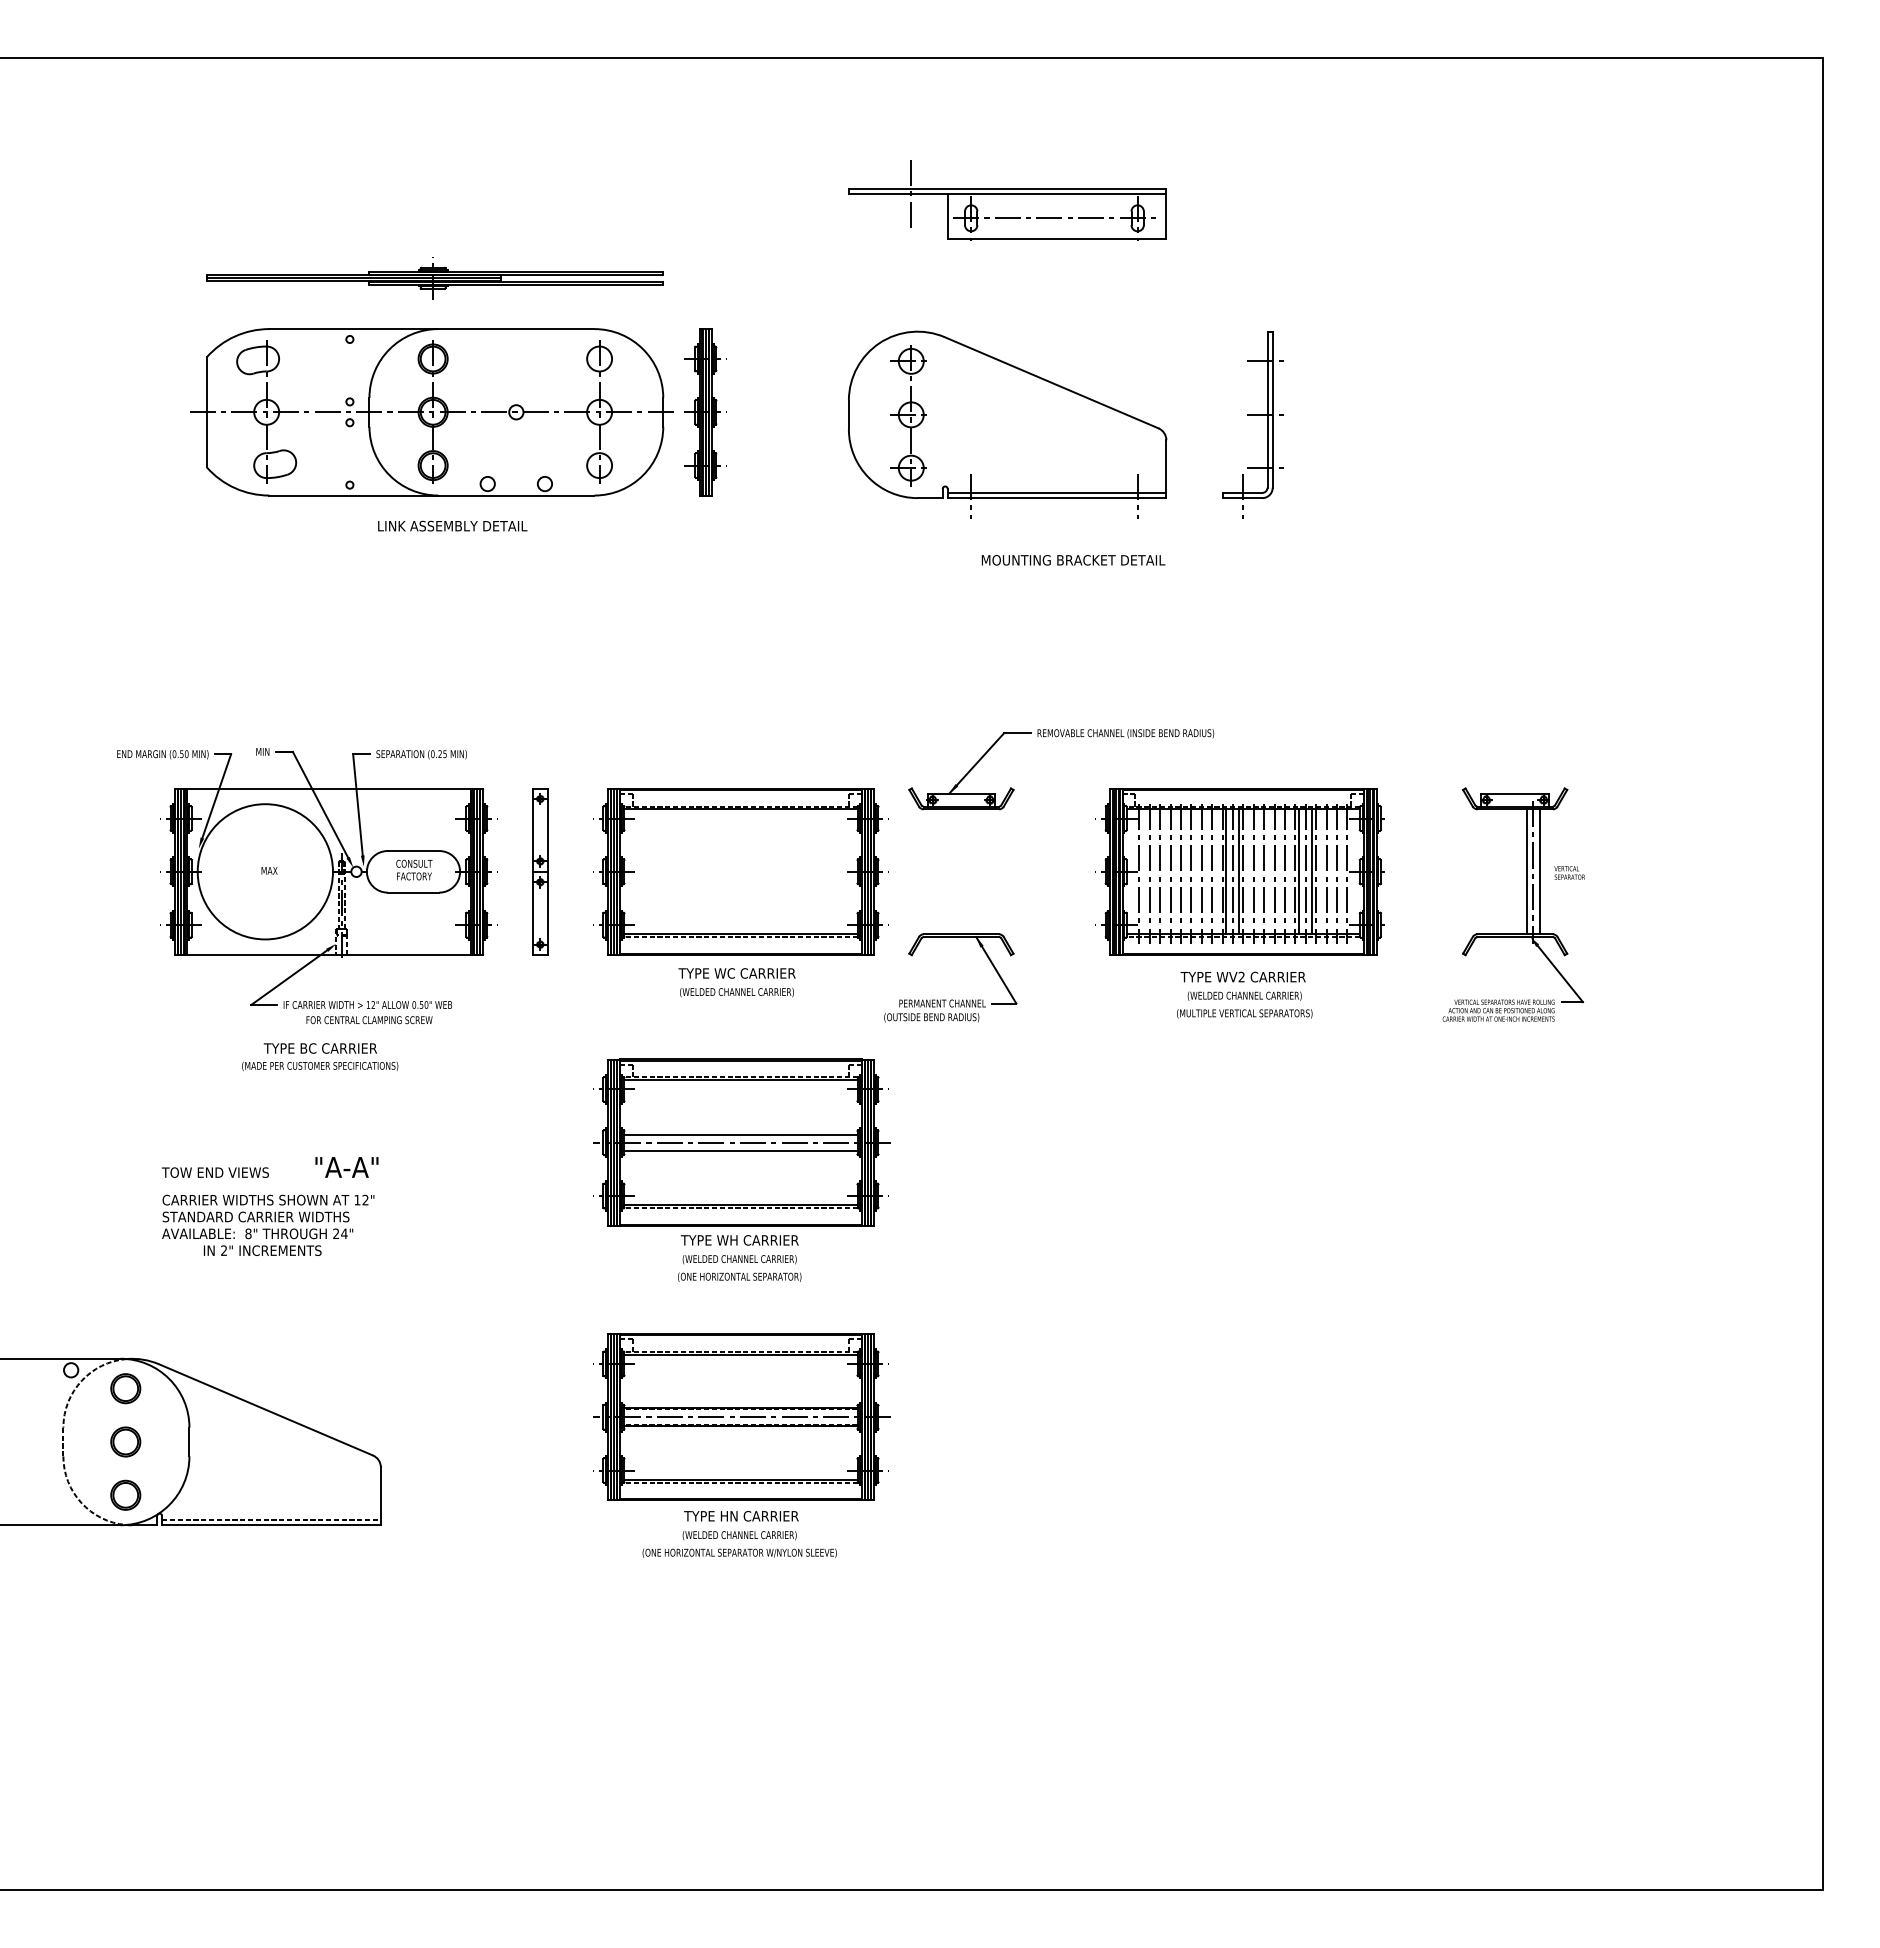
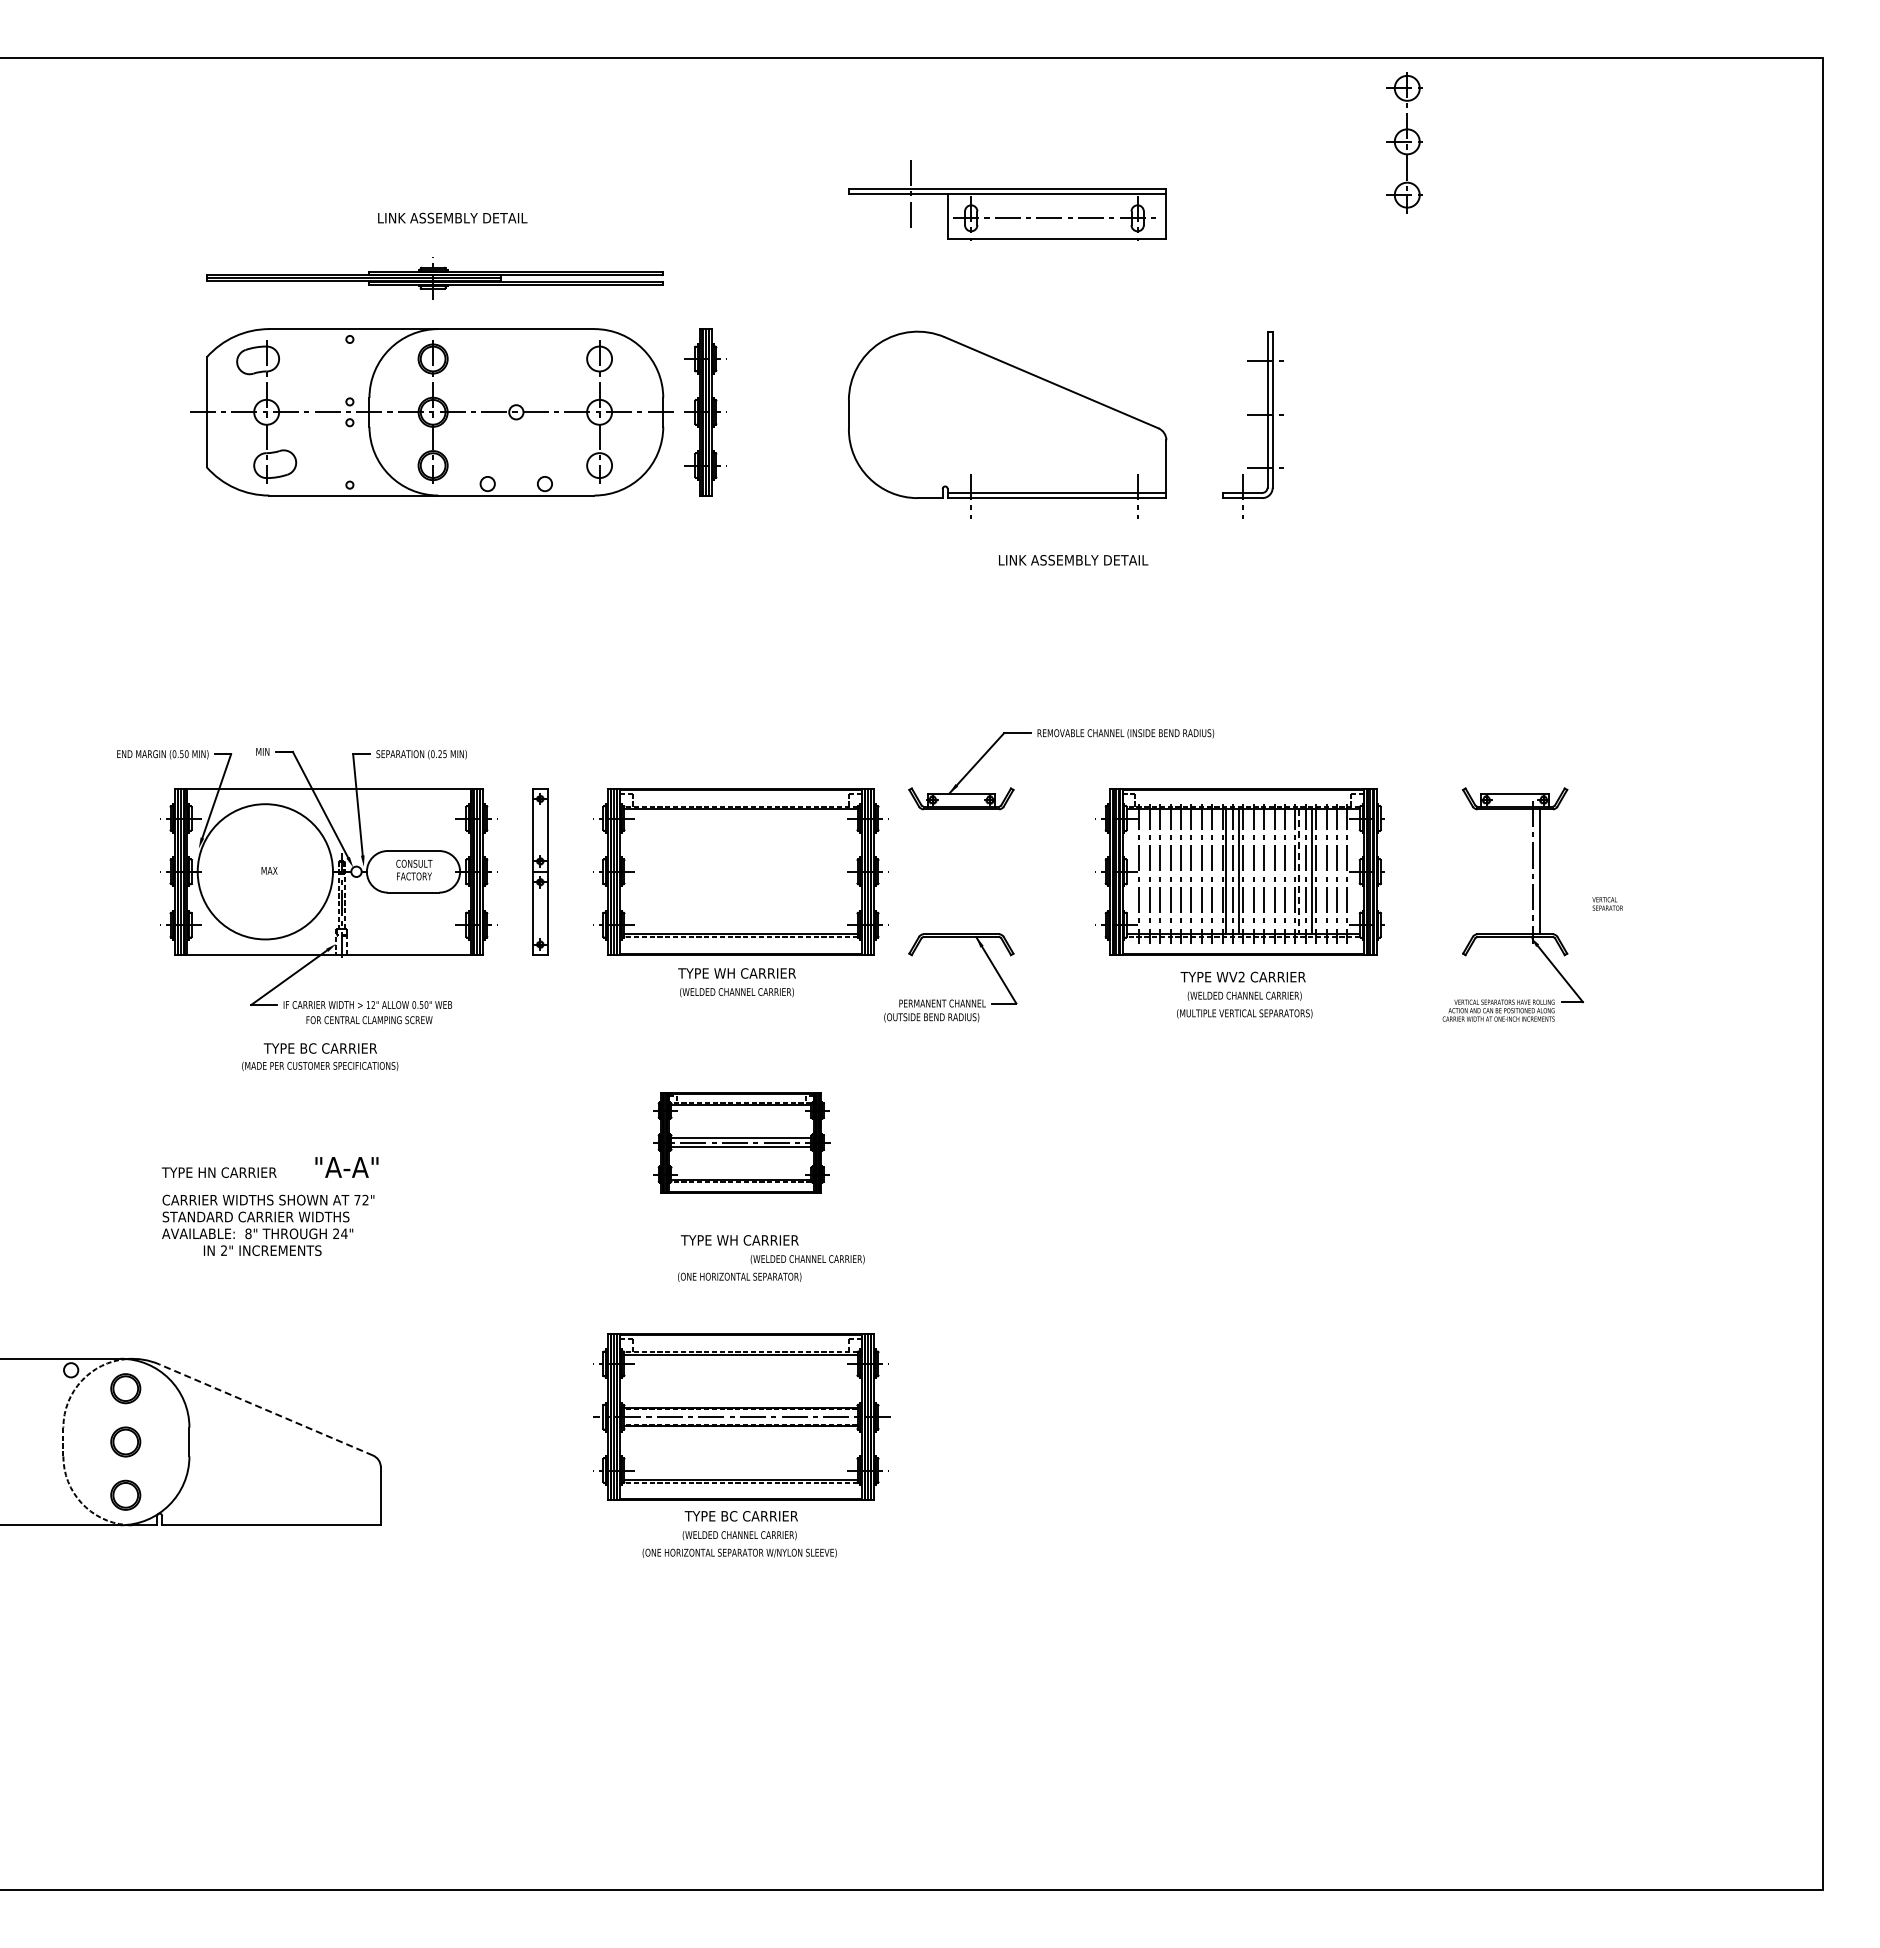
part position: (908, 415) -> (1404, 142) (1404, 142)
text position: (452, 525) -> (452, 217) (452, 217)
text: MOUNTING BRACKET DETAIL -> LINK ASSEMBLY DETAIL (1073, 560)
line: present -> none (1526, 871)
line: solid -> dashed (1299, 872)
text position: (1569, 872) -> (1607, 903) (1607, 903)
text: TYPE WC CARRIER -> TYPE WH CARRIER (736, 973)
part size: 298x169 px -> 178x102 px (741, 1142)
text: TOW END VIEWS -> TYPE HN CARRIER (223, 1172)
text: 12" -> 72" (357, 1200)
text position: (739, 1259) -> (807, 1259) (807, 1259)
line: solid -> dashed (265, 1409)
text: TYPE HN CARRIER -> TYPE BC CARRIER (741, 1516)
line: present -> none (271, 1520)
